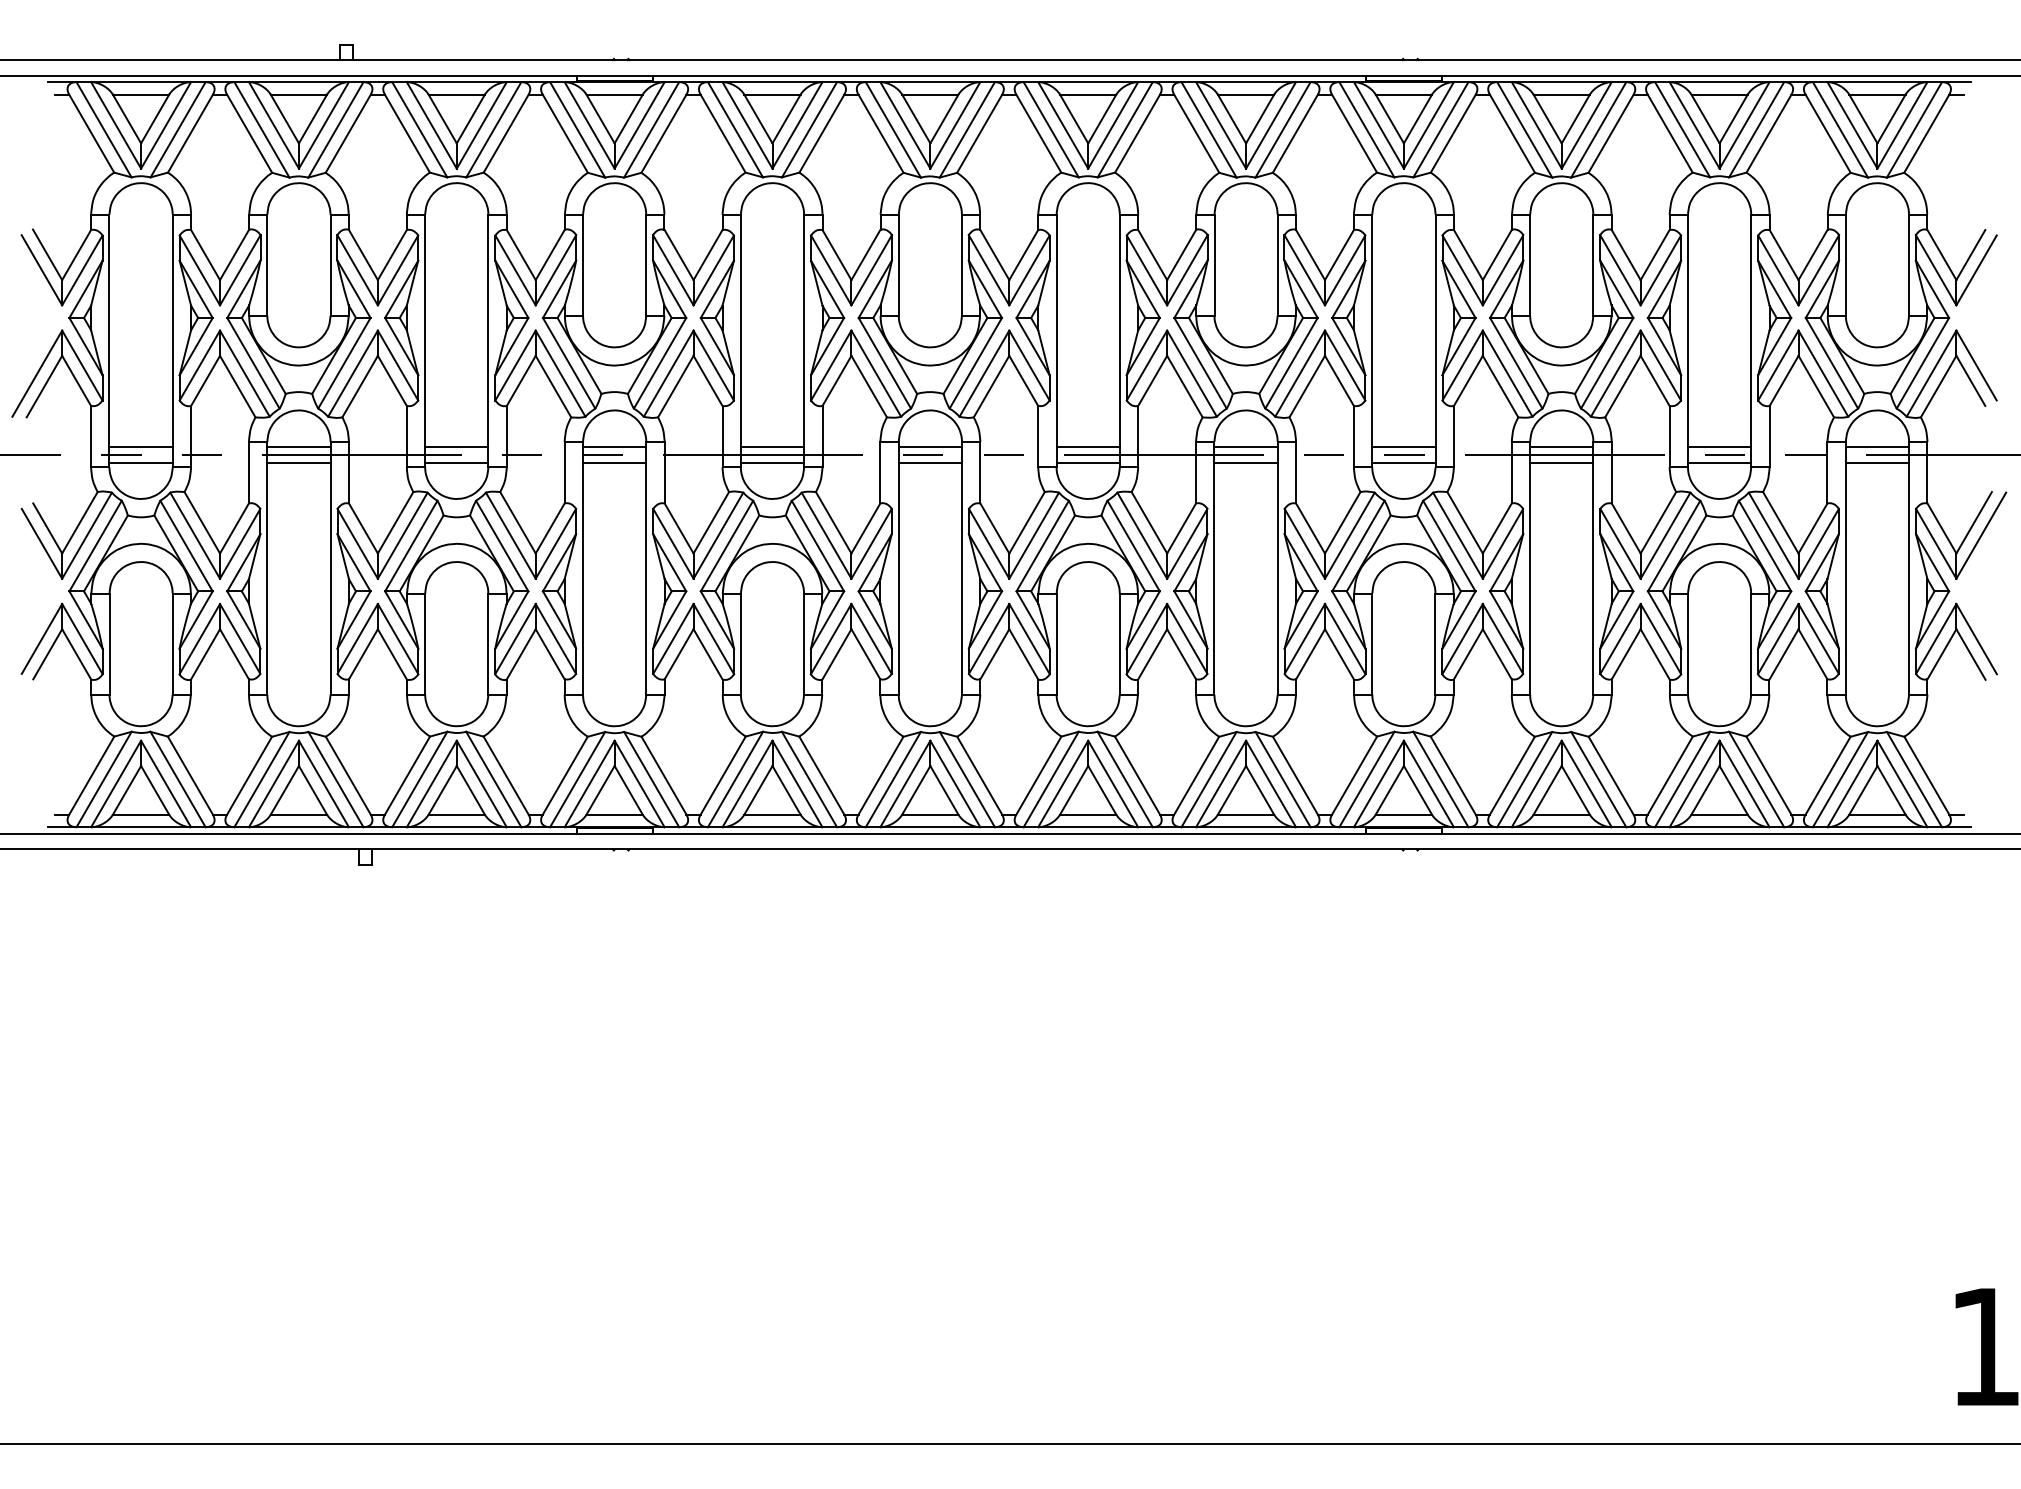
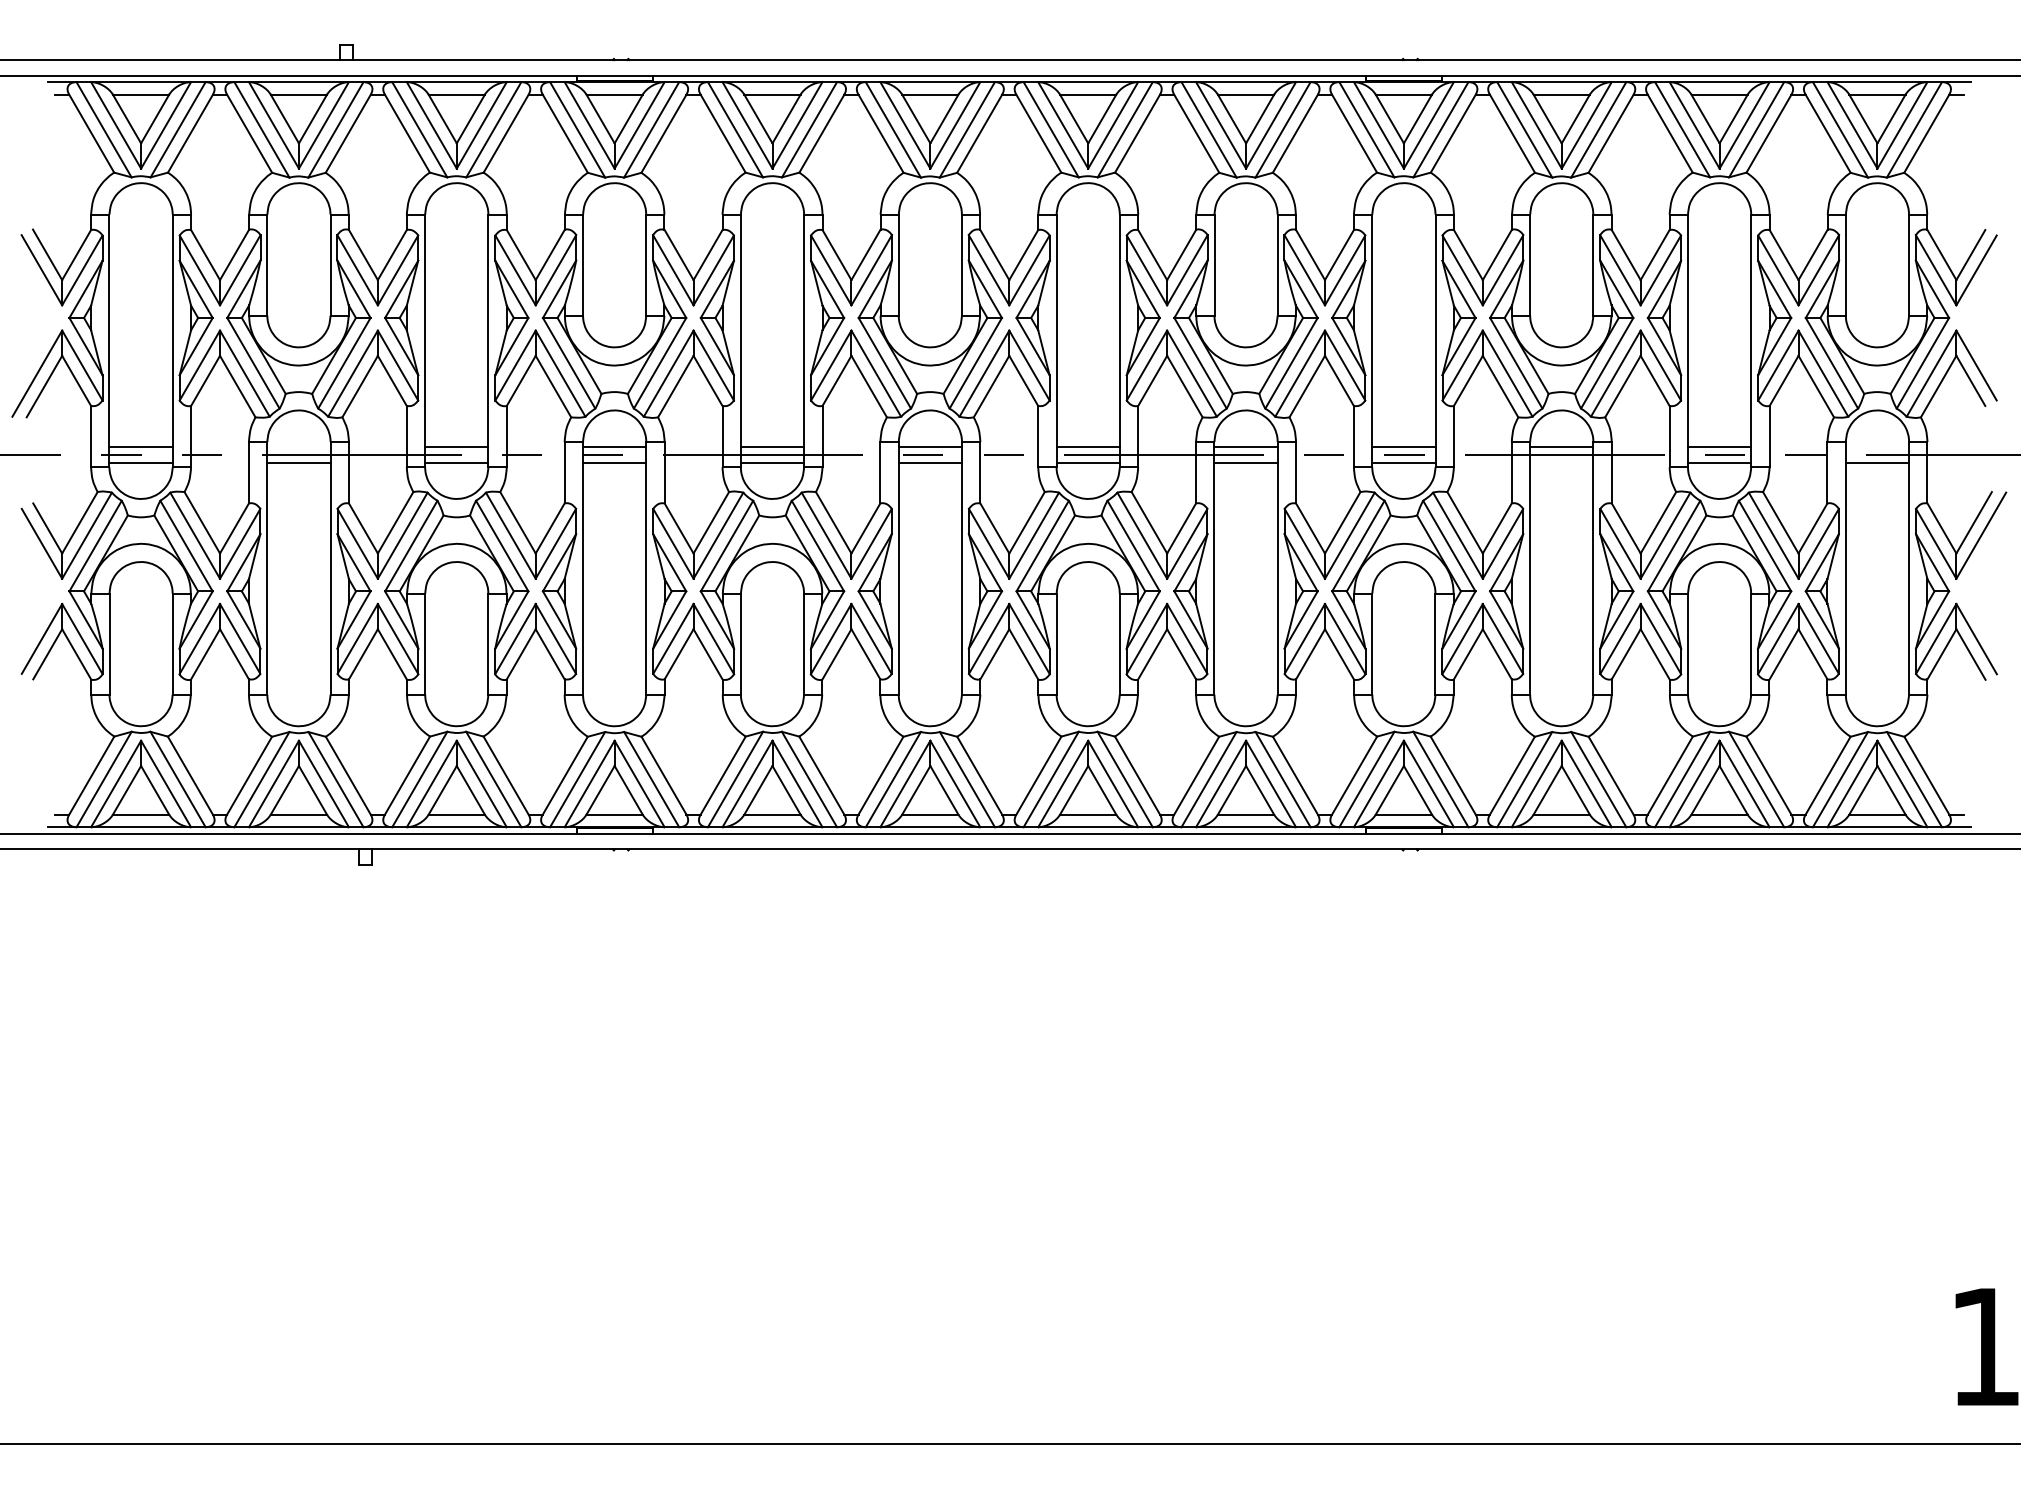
line: present -> none (298, 446)
line: present -> none (1877, 446)
line: present -> none (1561, 462)
